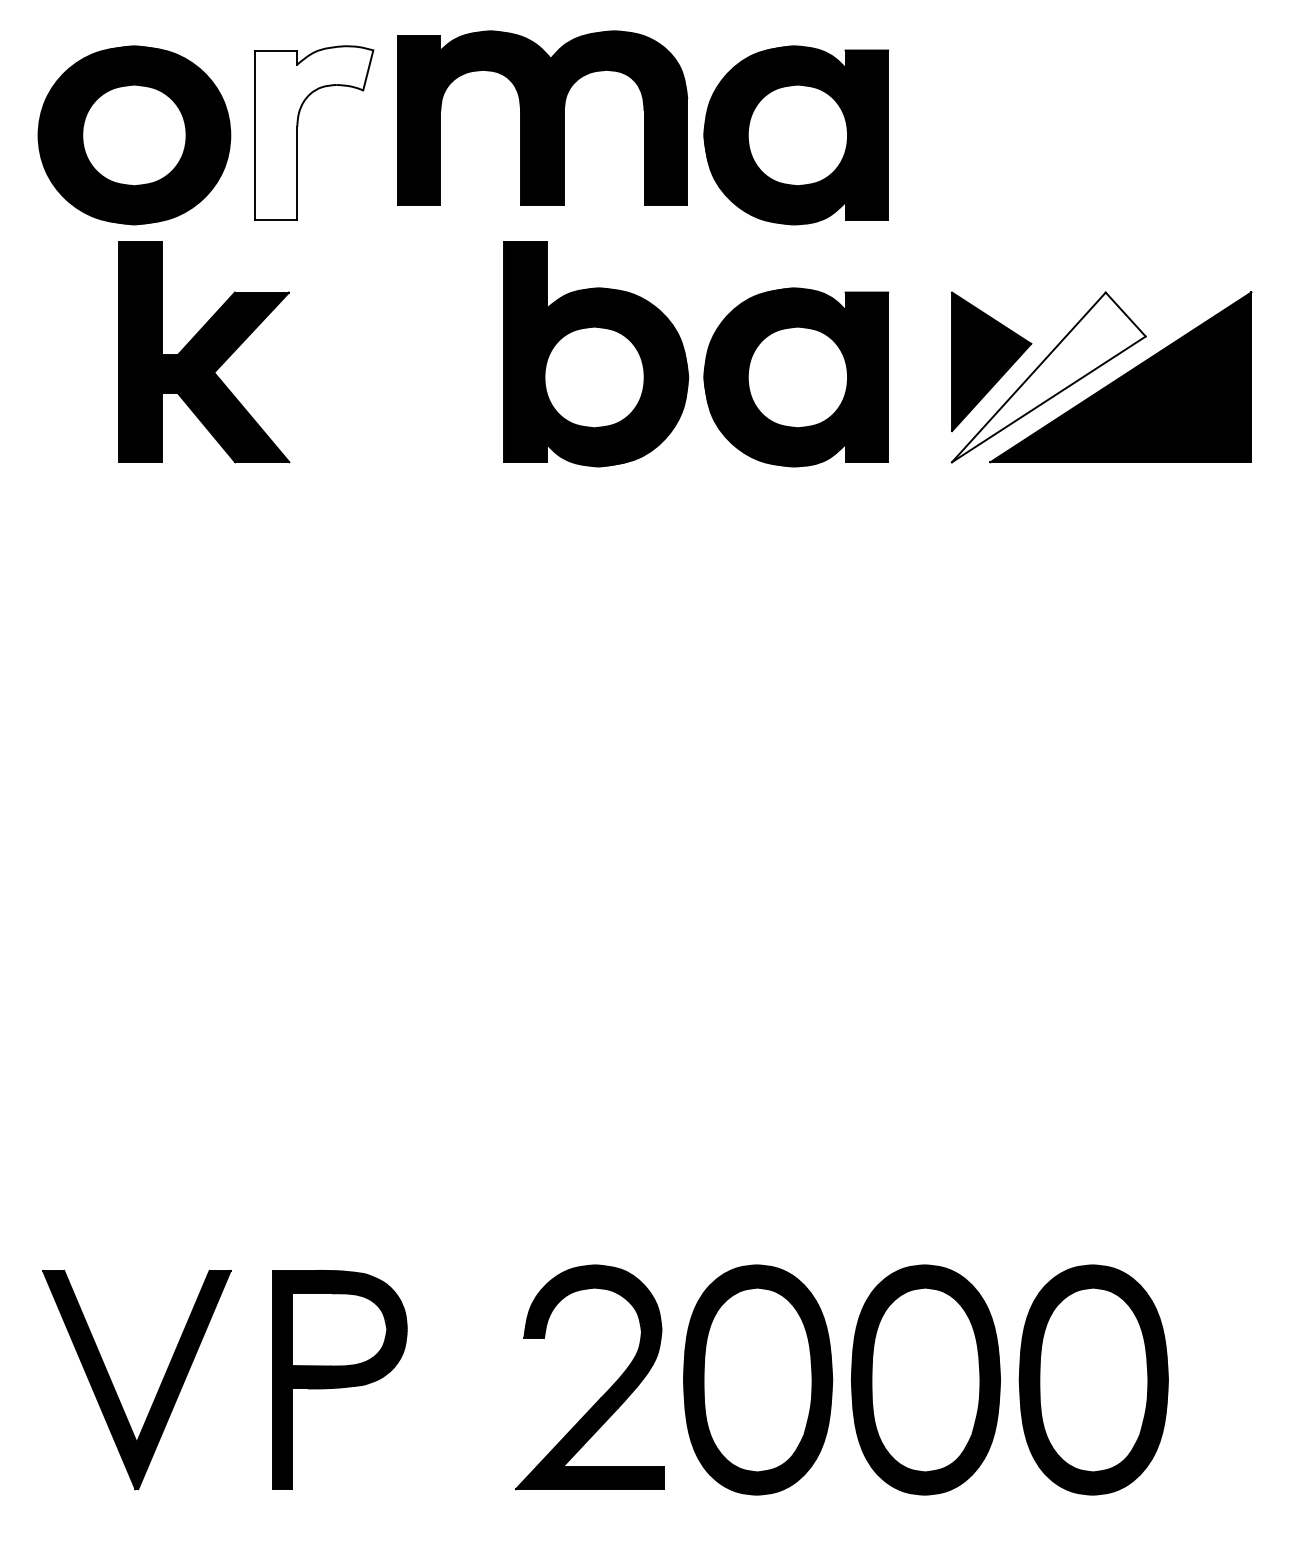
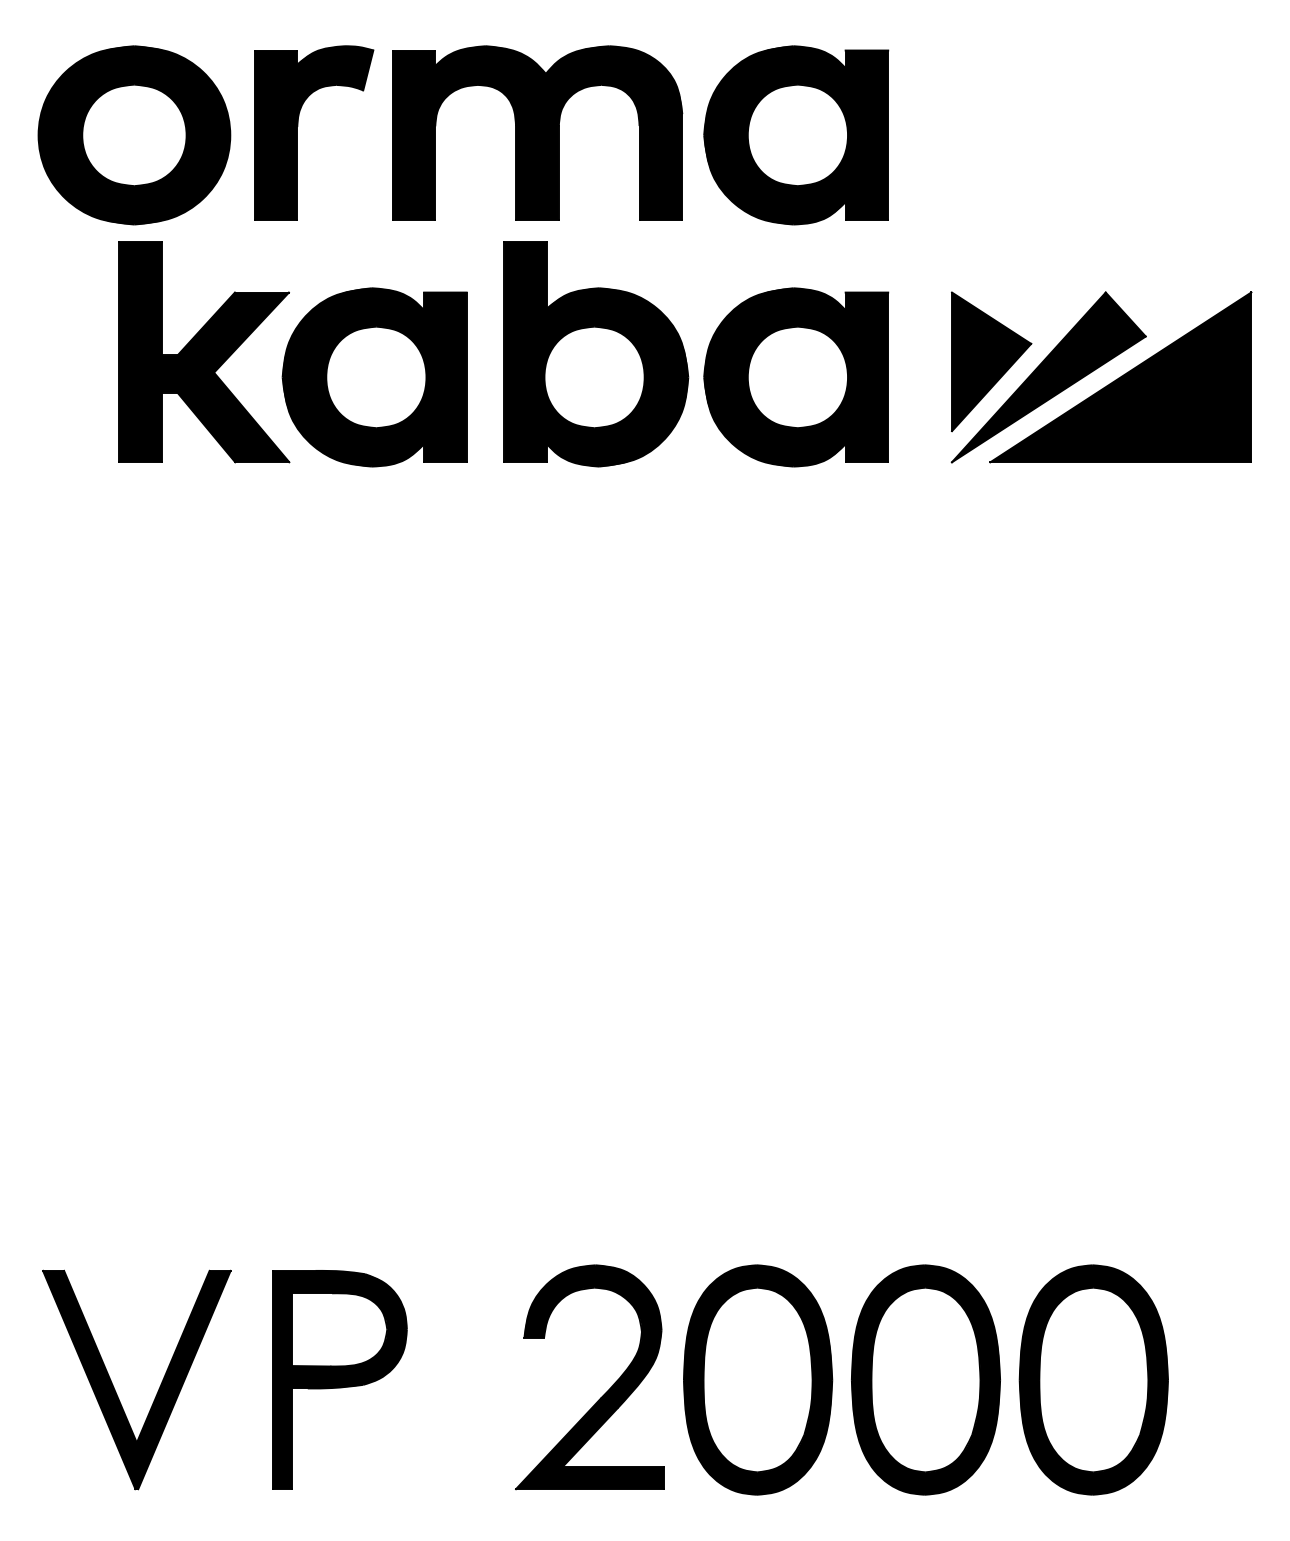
part position: (542, 117) -> (537, 132) (537, 132)
fill: none -> present (313, 133)
part: none -> present (374, 377)
fill: none -> present (1048, 377)
